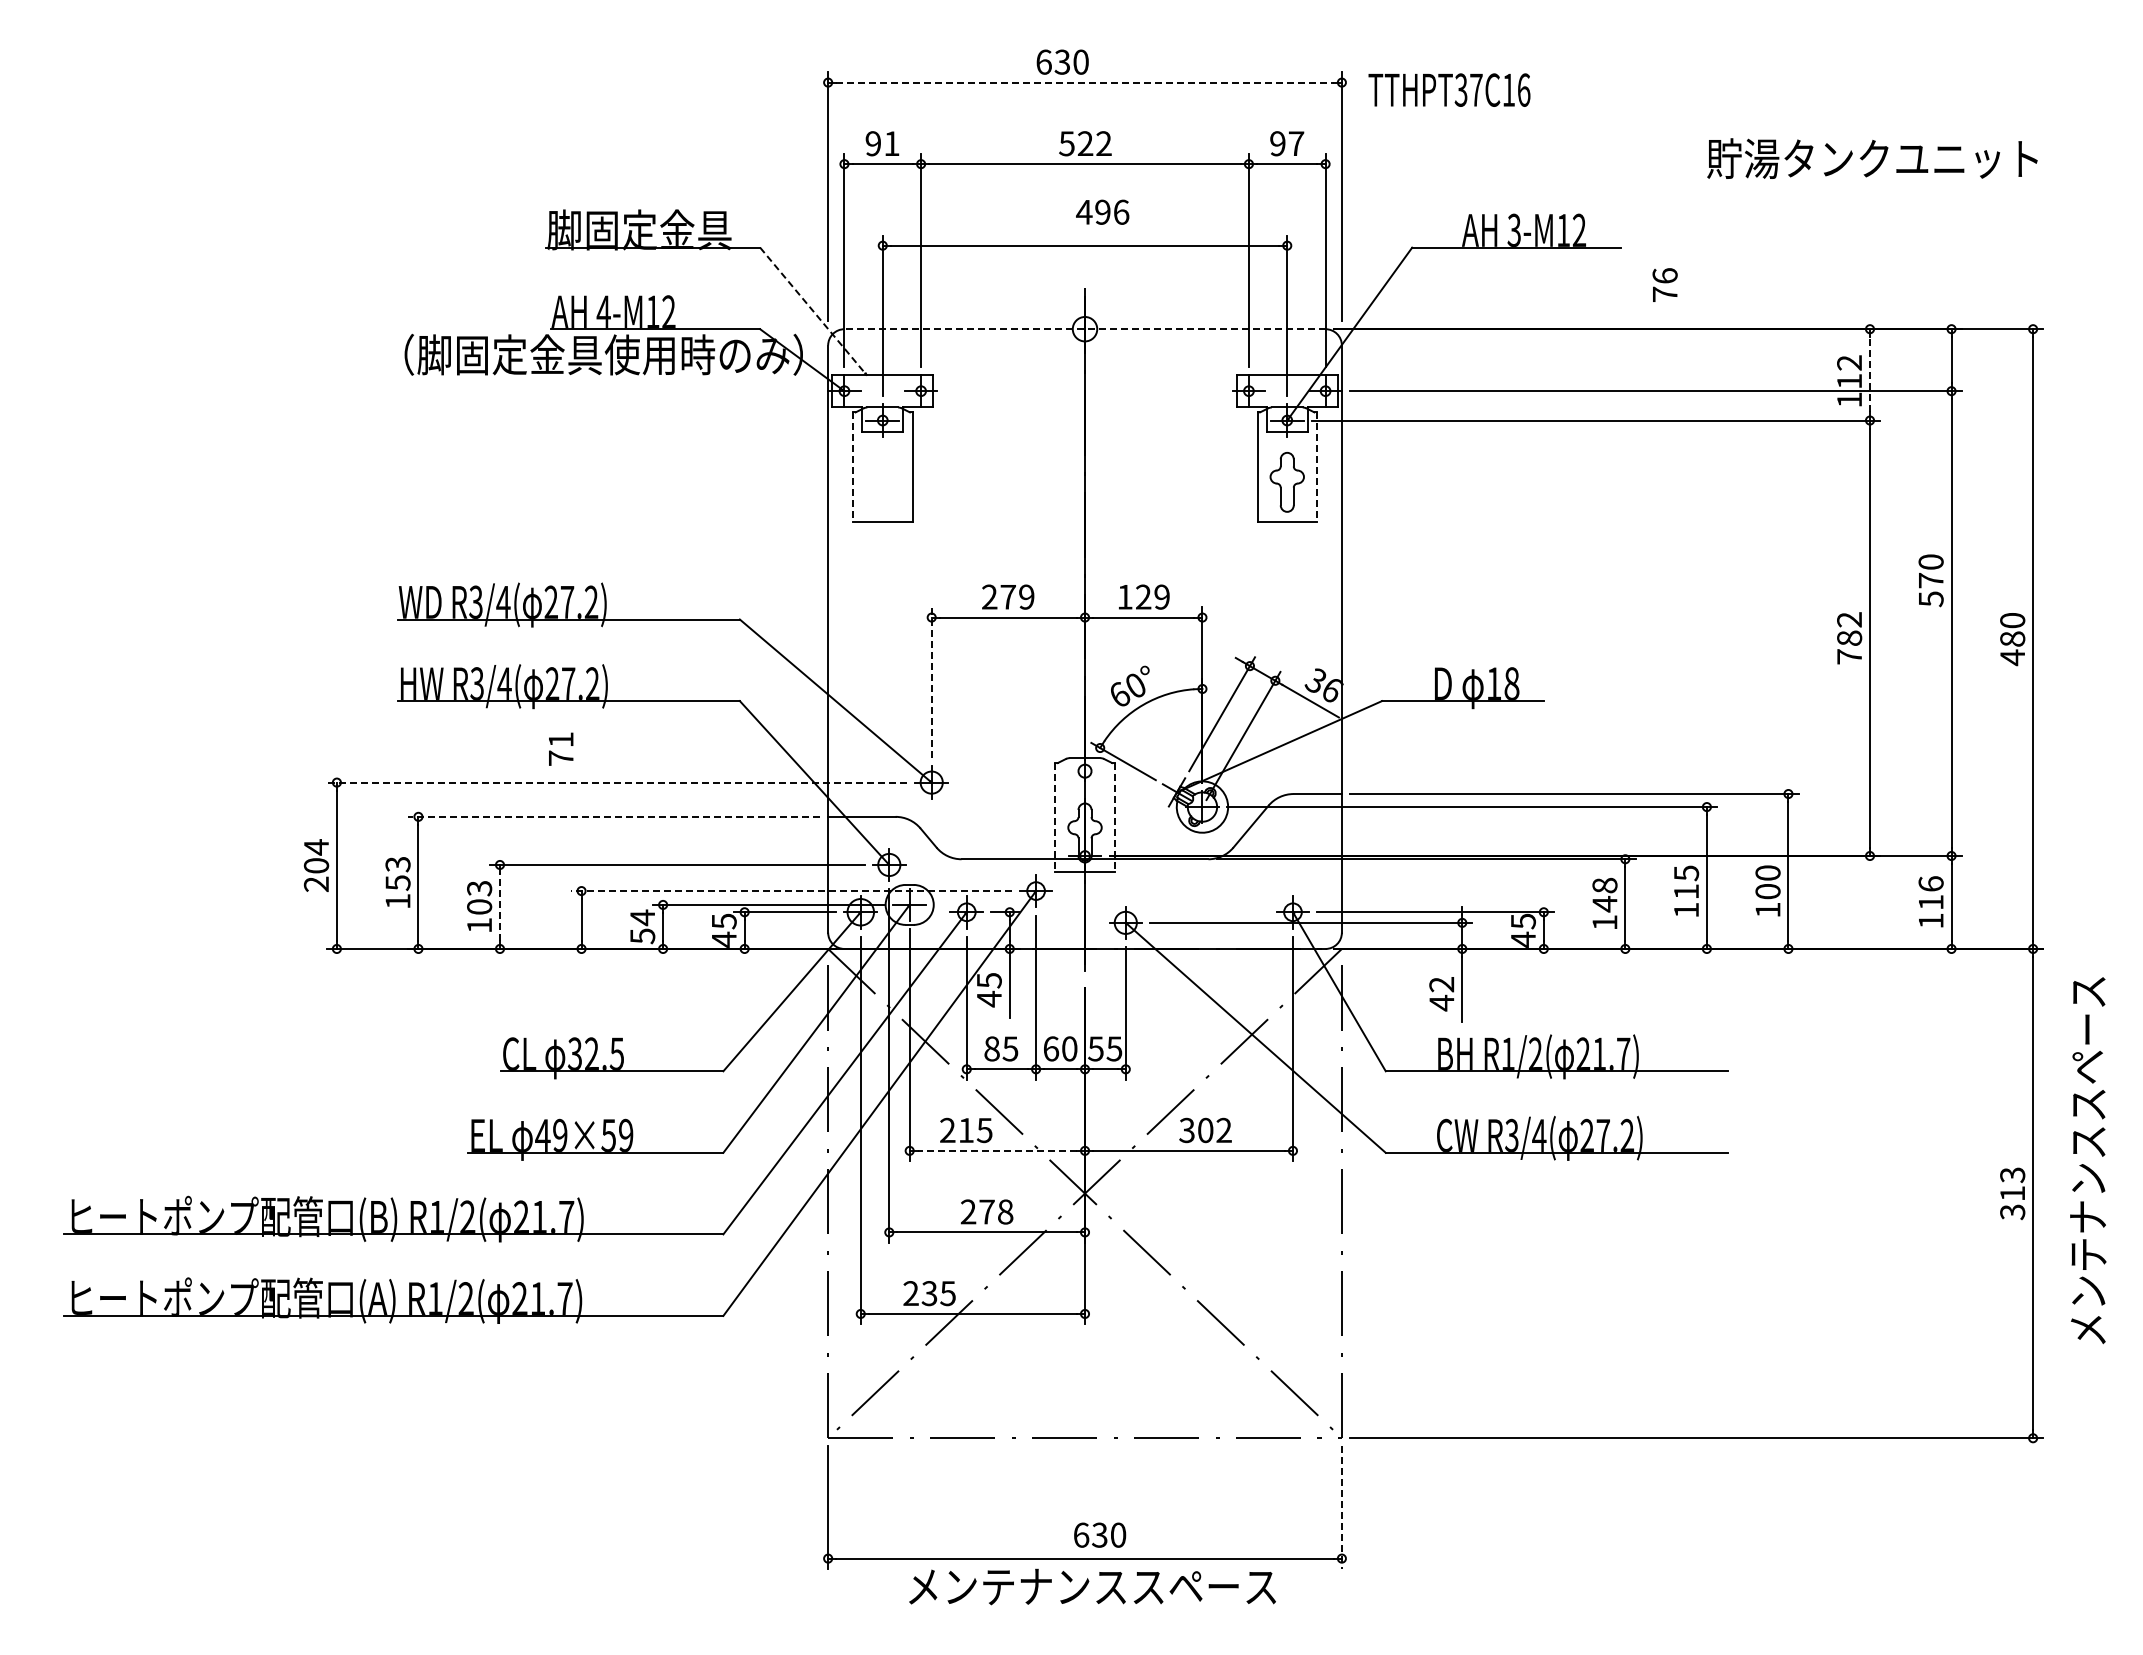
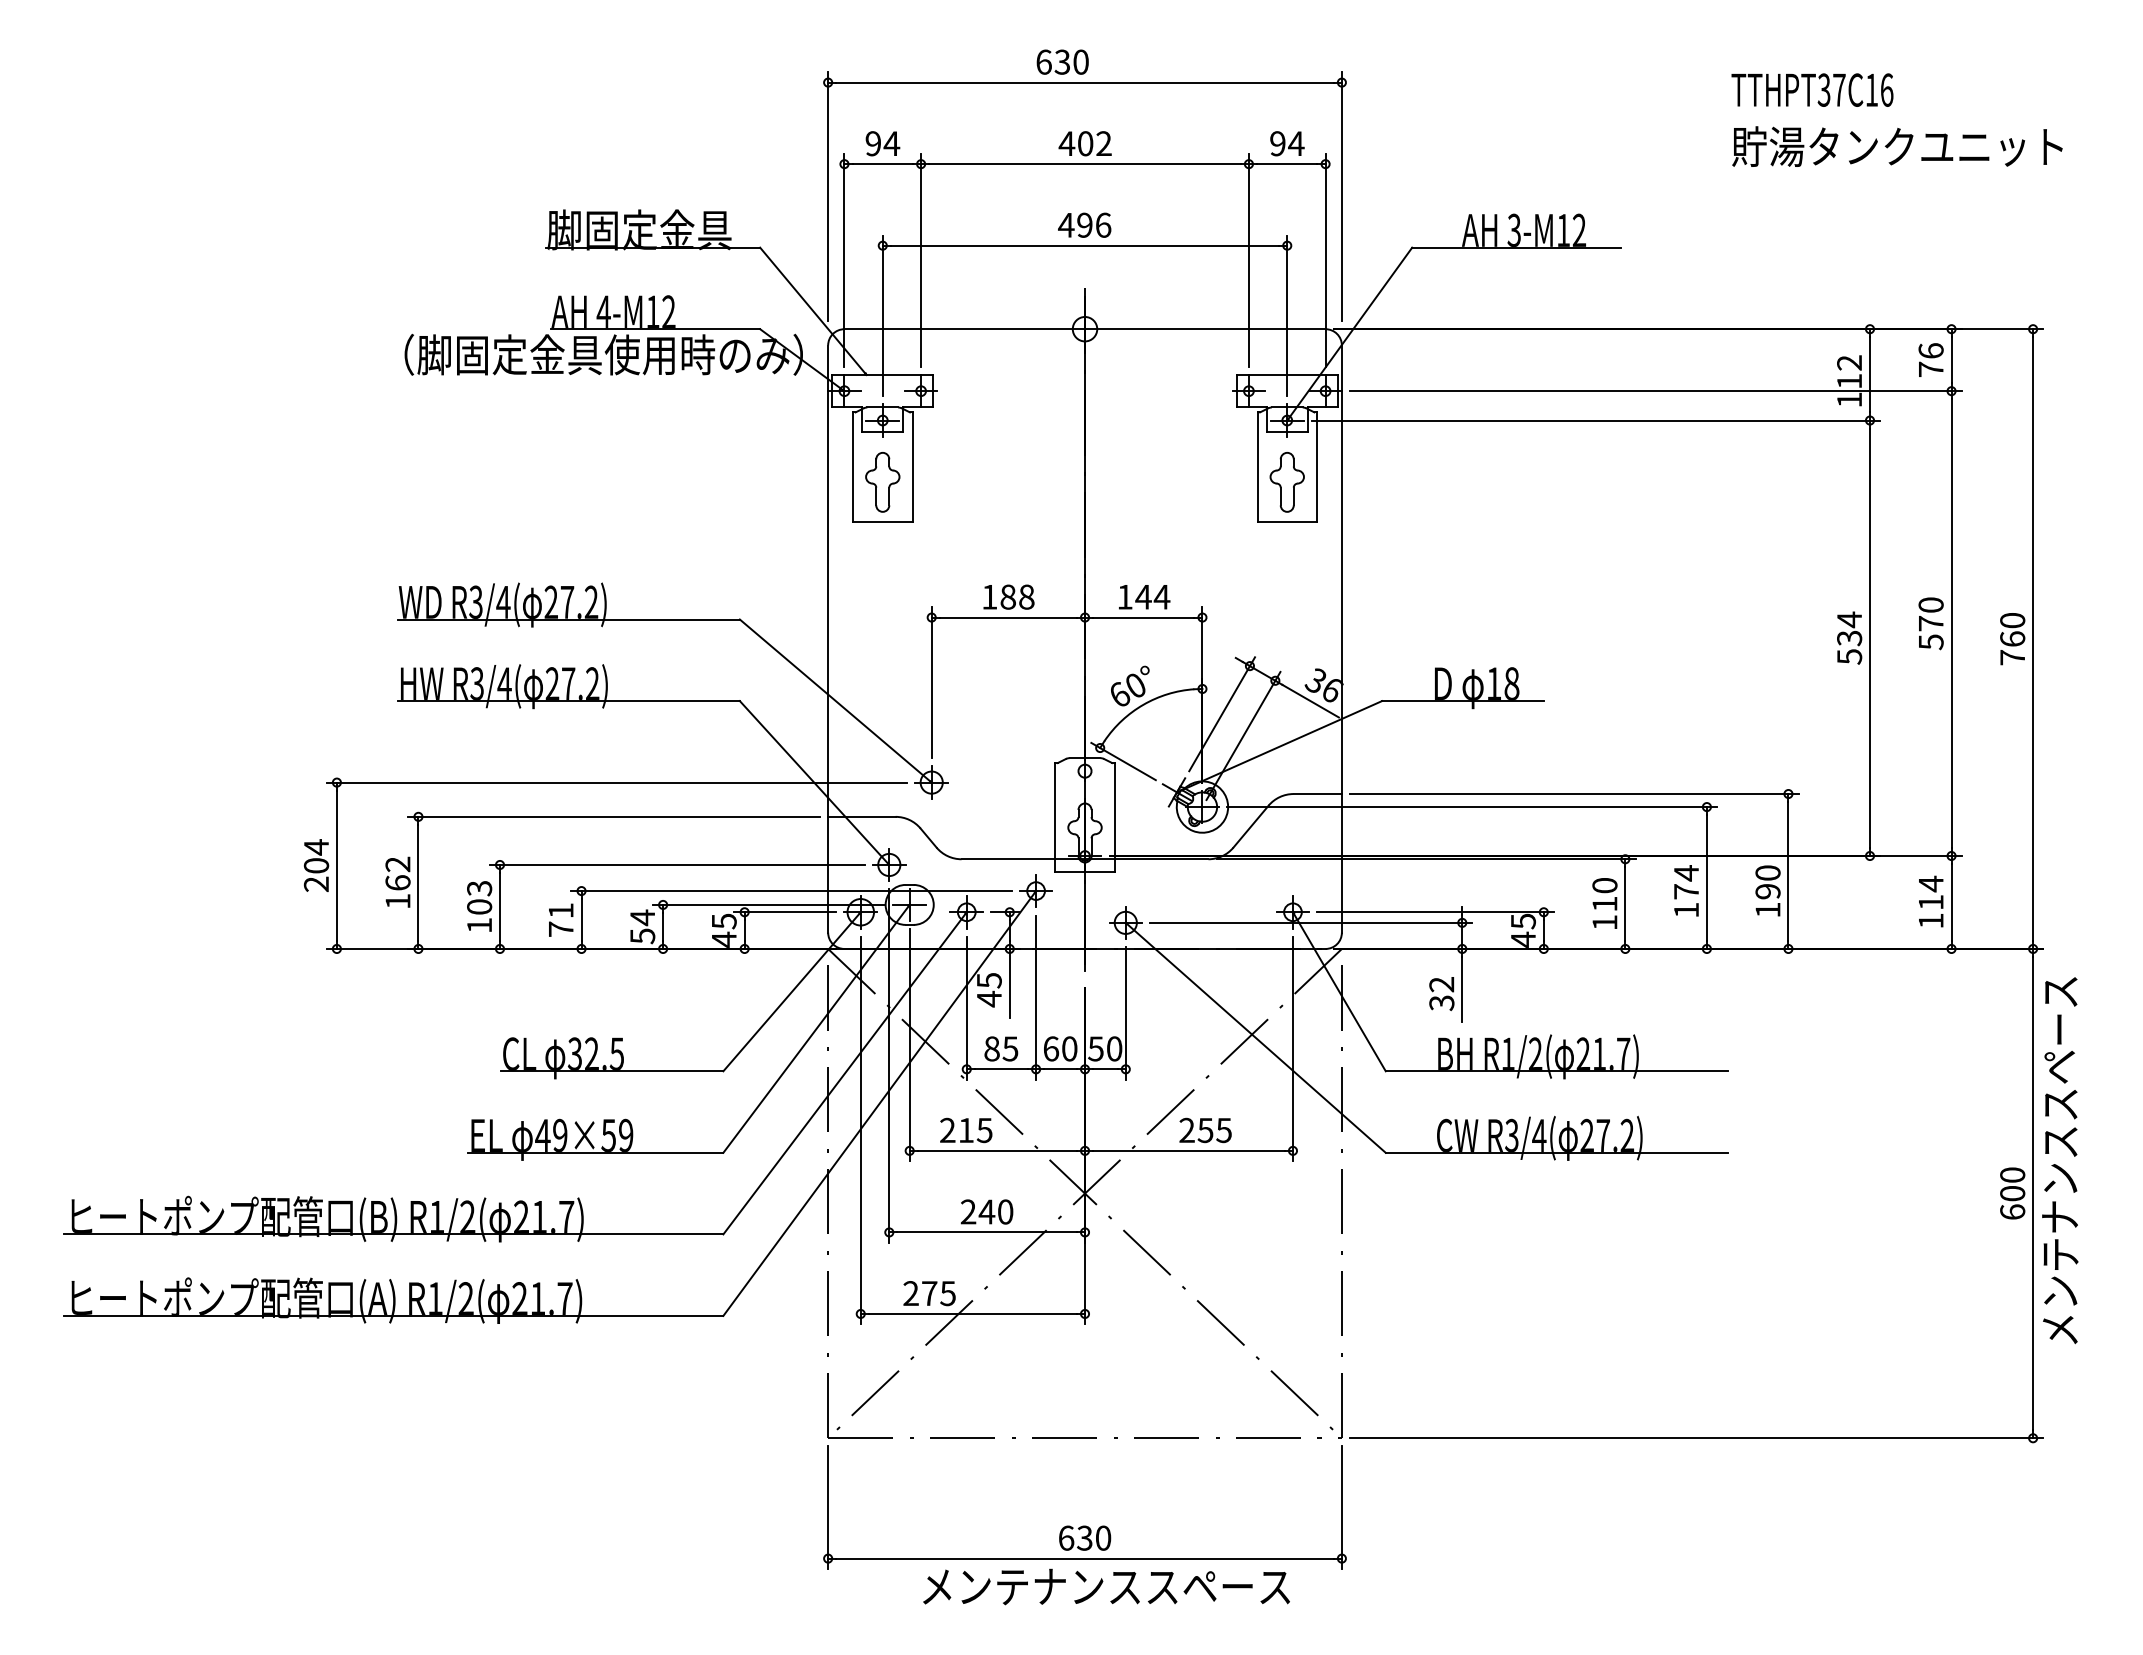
line: dashed -> solid (1085, 82)
text position: (1449, 89) -> (1812, 89) (1812, 89)
text: 91 -> 94 (891, 143)
text: 522 -> 402 (1075, 143)
text: 97 -> 94 (1296, 143)
text position: (1872, 158) -> (1897, 146) (1897, 146)
text position: (1102, 211) -> (1084, 224) (1084, 224)
text position: (1664, 284) -> (1930, 359) (1930, 359)
line: dashed -> solid (813, 311)
line: dashed -> solid (1085, 329)
line: dashed -> solid (1870, 374)
line: dashed -> solid (853, 467)
line: dashed -> solid (1317, 467)
part: none -> present (882, 482)
text position: (1930, 580) -> (1930, 623) (1930, 623)
text: 279 -> 188 (1008, 596)
text: 129 -> 144 (1152, 596)
text: 782 -> 534 (1849, 637)
text: 480 -> 760 (2012, 648)
line: dashed -> solid (931, 682)
text position: (561, 748) -> (561, 919) (561, 919)
line: dashed -> solid (616, 782)
line: dashed -> solid (614, 816)
line: dashed -> solid (1055, 817)
line: dashed -> solid (1114, 817)
text: 153 -> 162 (397, 873)
text: 115 -> 174 (1686, 882)
text: 116 -> 114 (1930, 883)
line: dashed -> solid (791, 891)
text: 100 -> 190 (1767, 891)
text: 148 -> 110 (1604, 894)
line: dashed -> solid (500, 906)
text: 42 -> 32 (1441, 1002)
text: 55 -> 50 (1114, 1048)
text: 302 -> 255 (1205, 1130)
line: dashed -> solid (997, 1150)
text position: (2088, 1160) -> (2060, 1160) (2060, 1160)
text: 313 -> 600 (2012, 1193)
text: 278 -> 240 (995, 1211)
text: 235 -> 275 (929, 1293)
line: dashed -> solid (1341, 1508)
text position: (1100, 1534) -> (1085, 1537) (1085, 1537)
text position: (1092, 1586) -> (1106, 1586) (1106, 1586)
